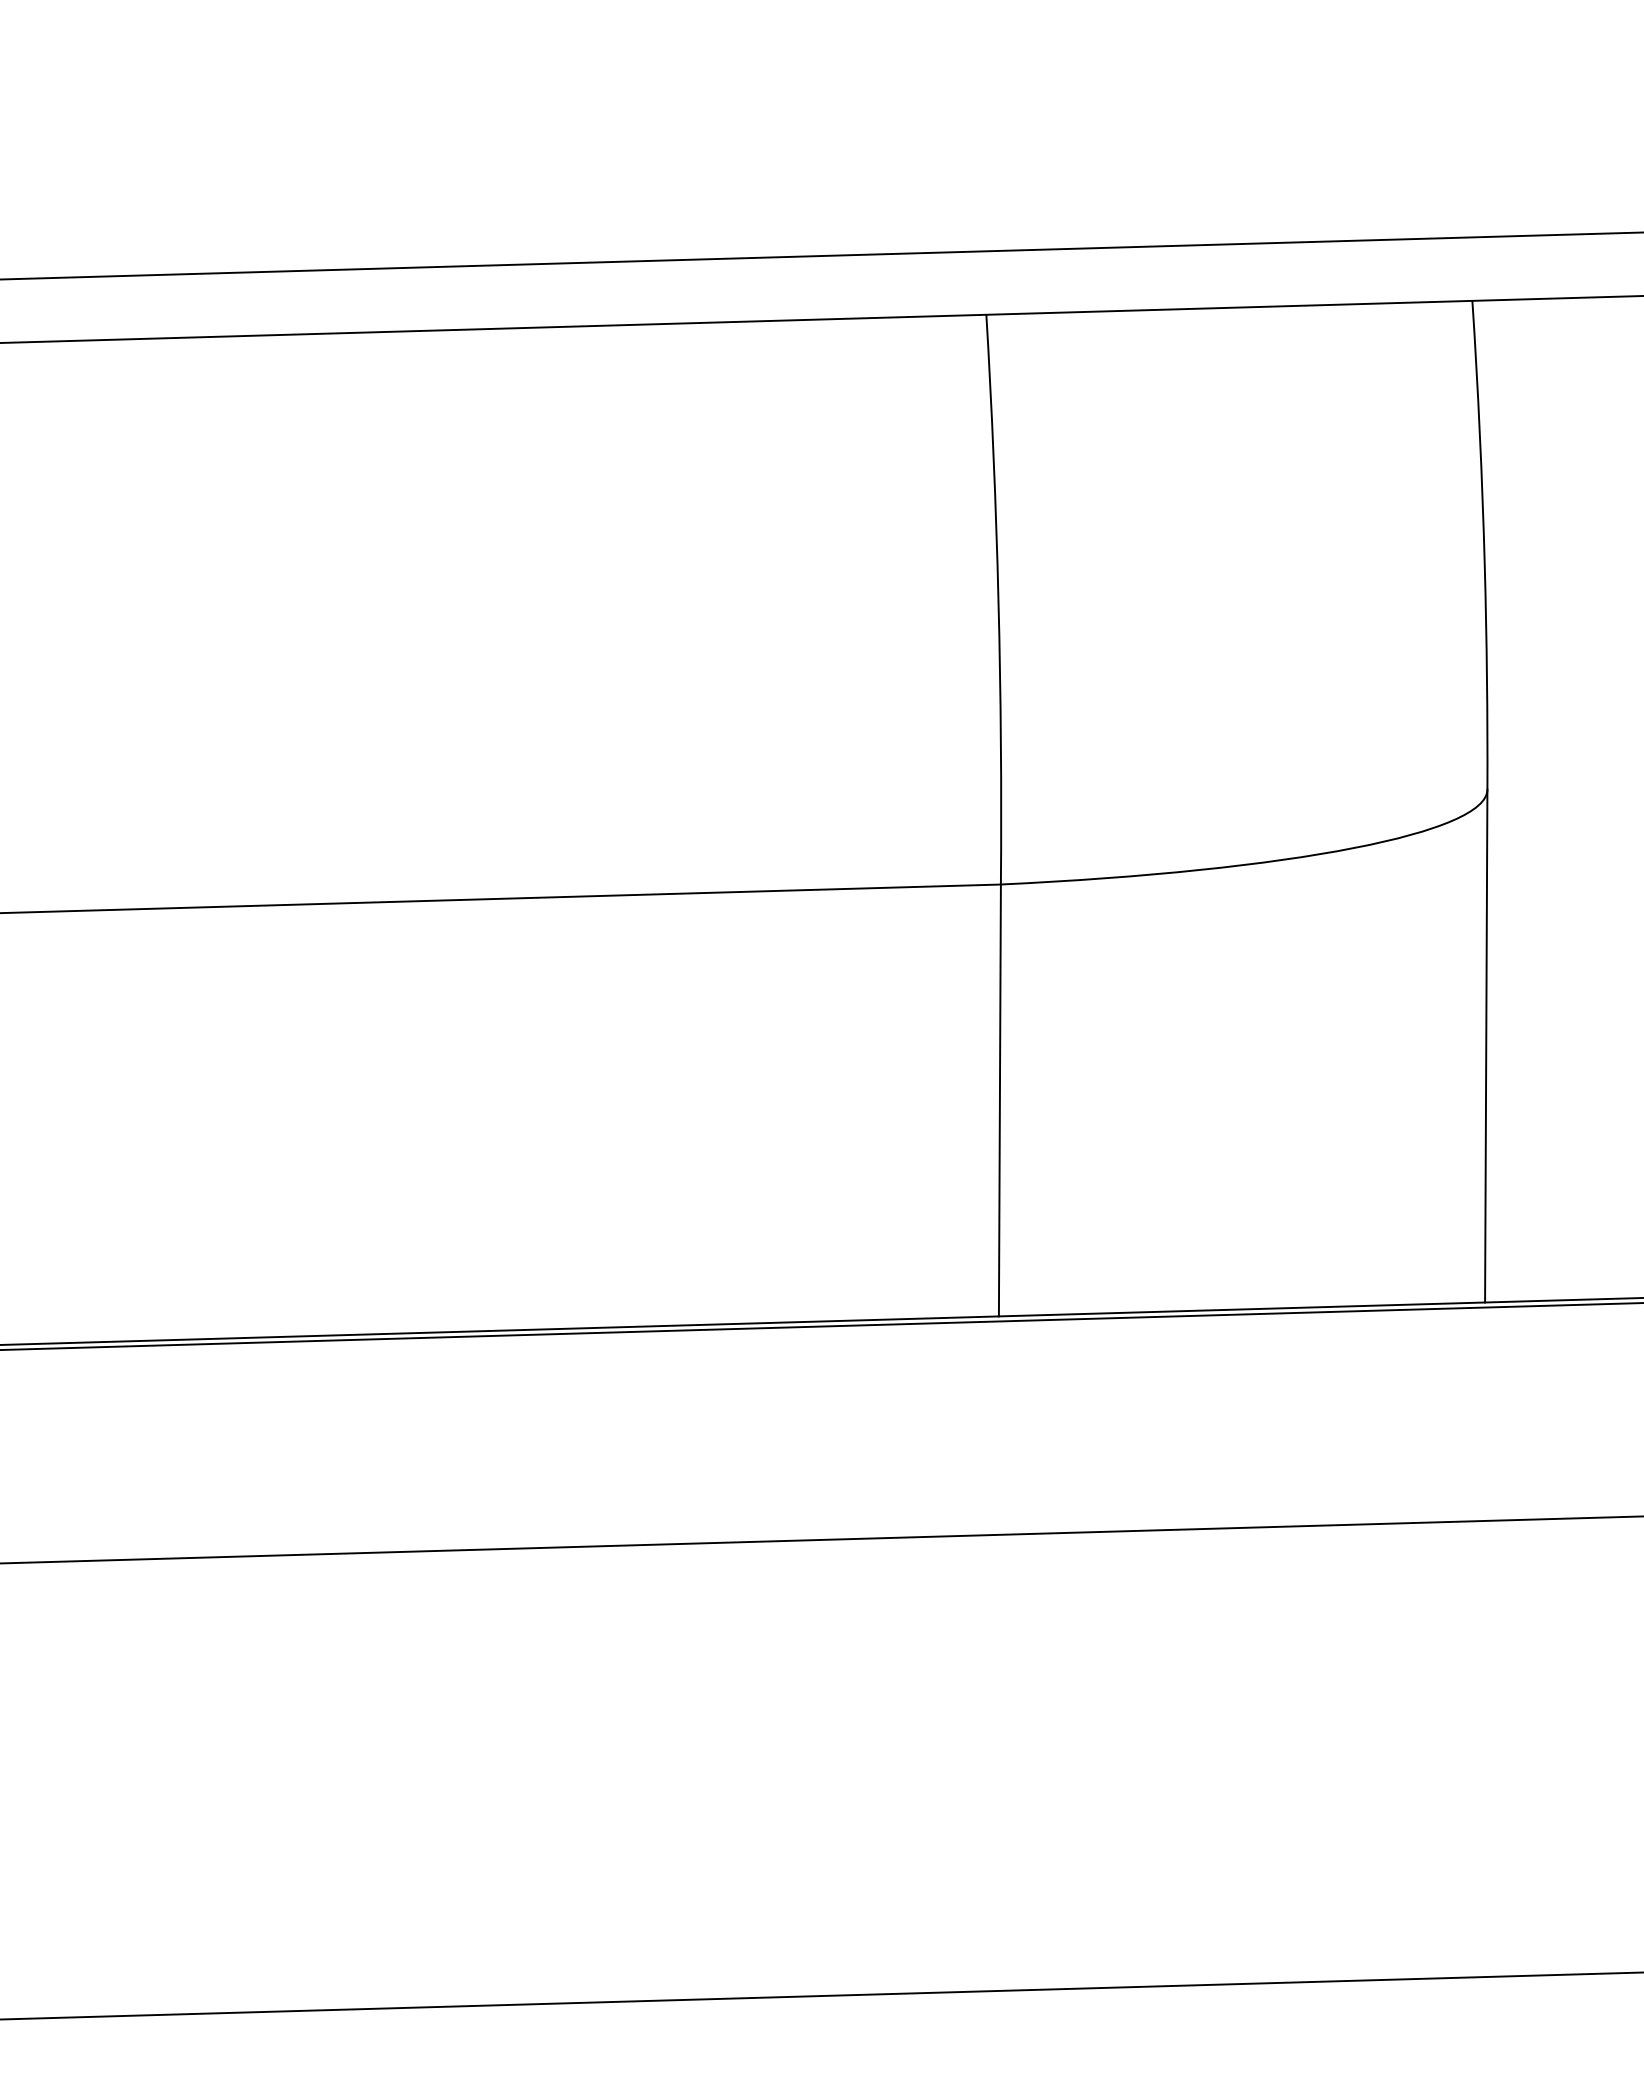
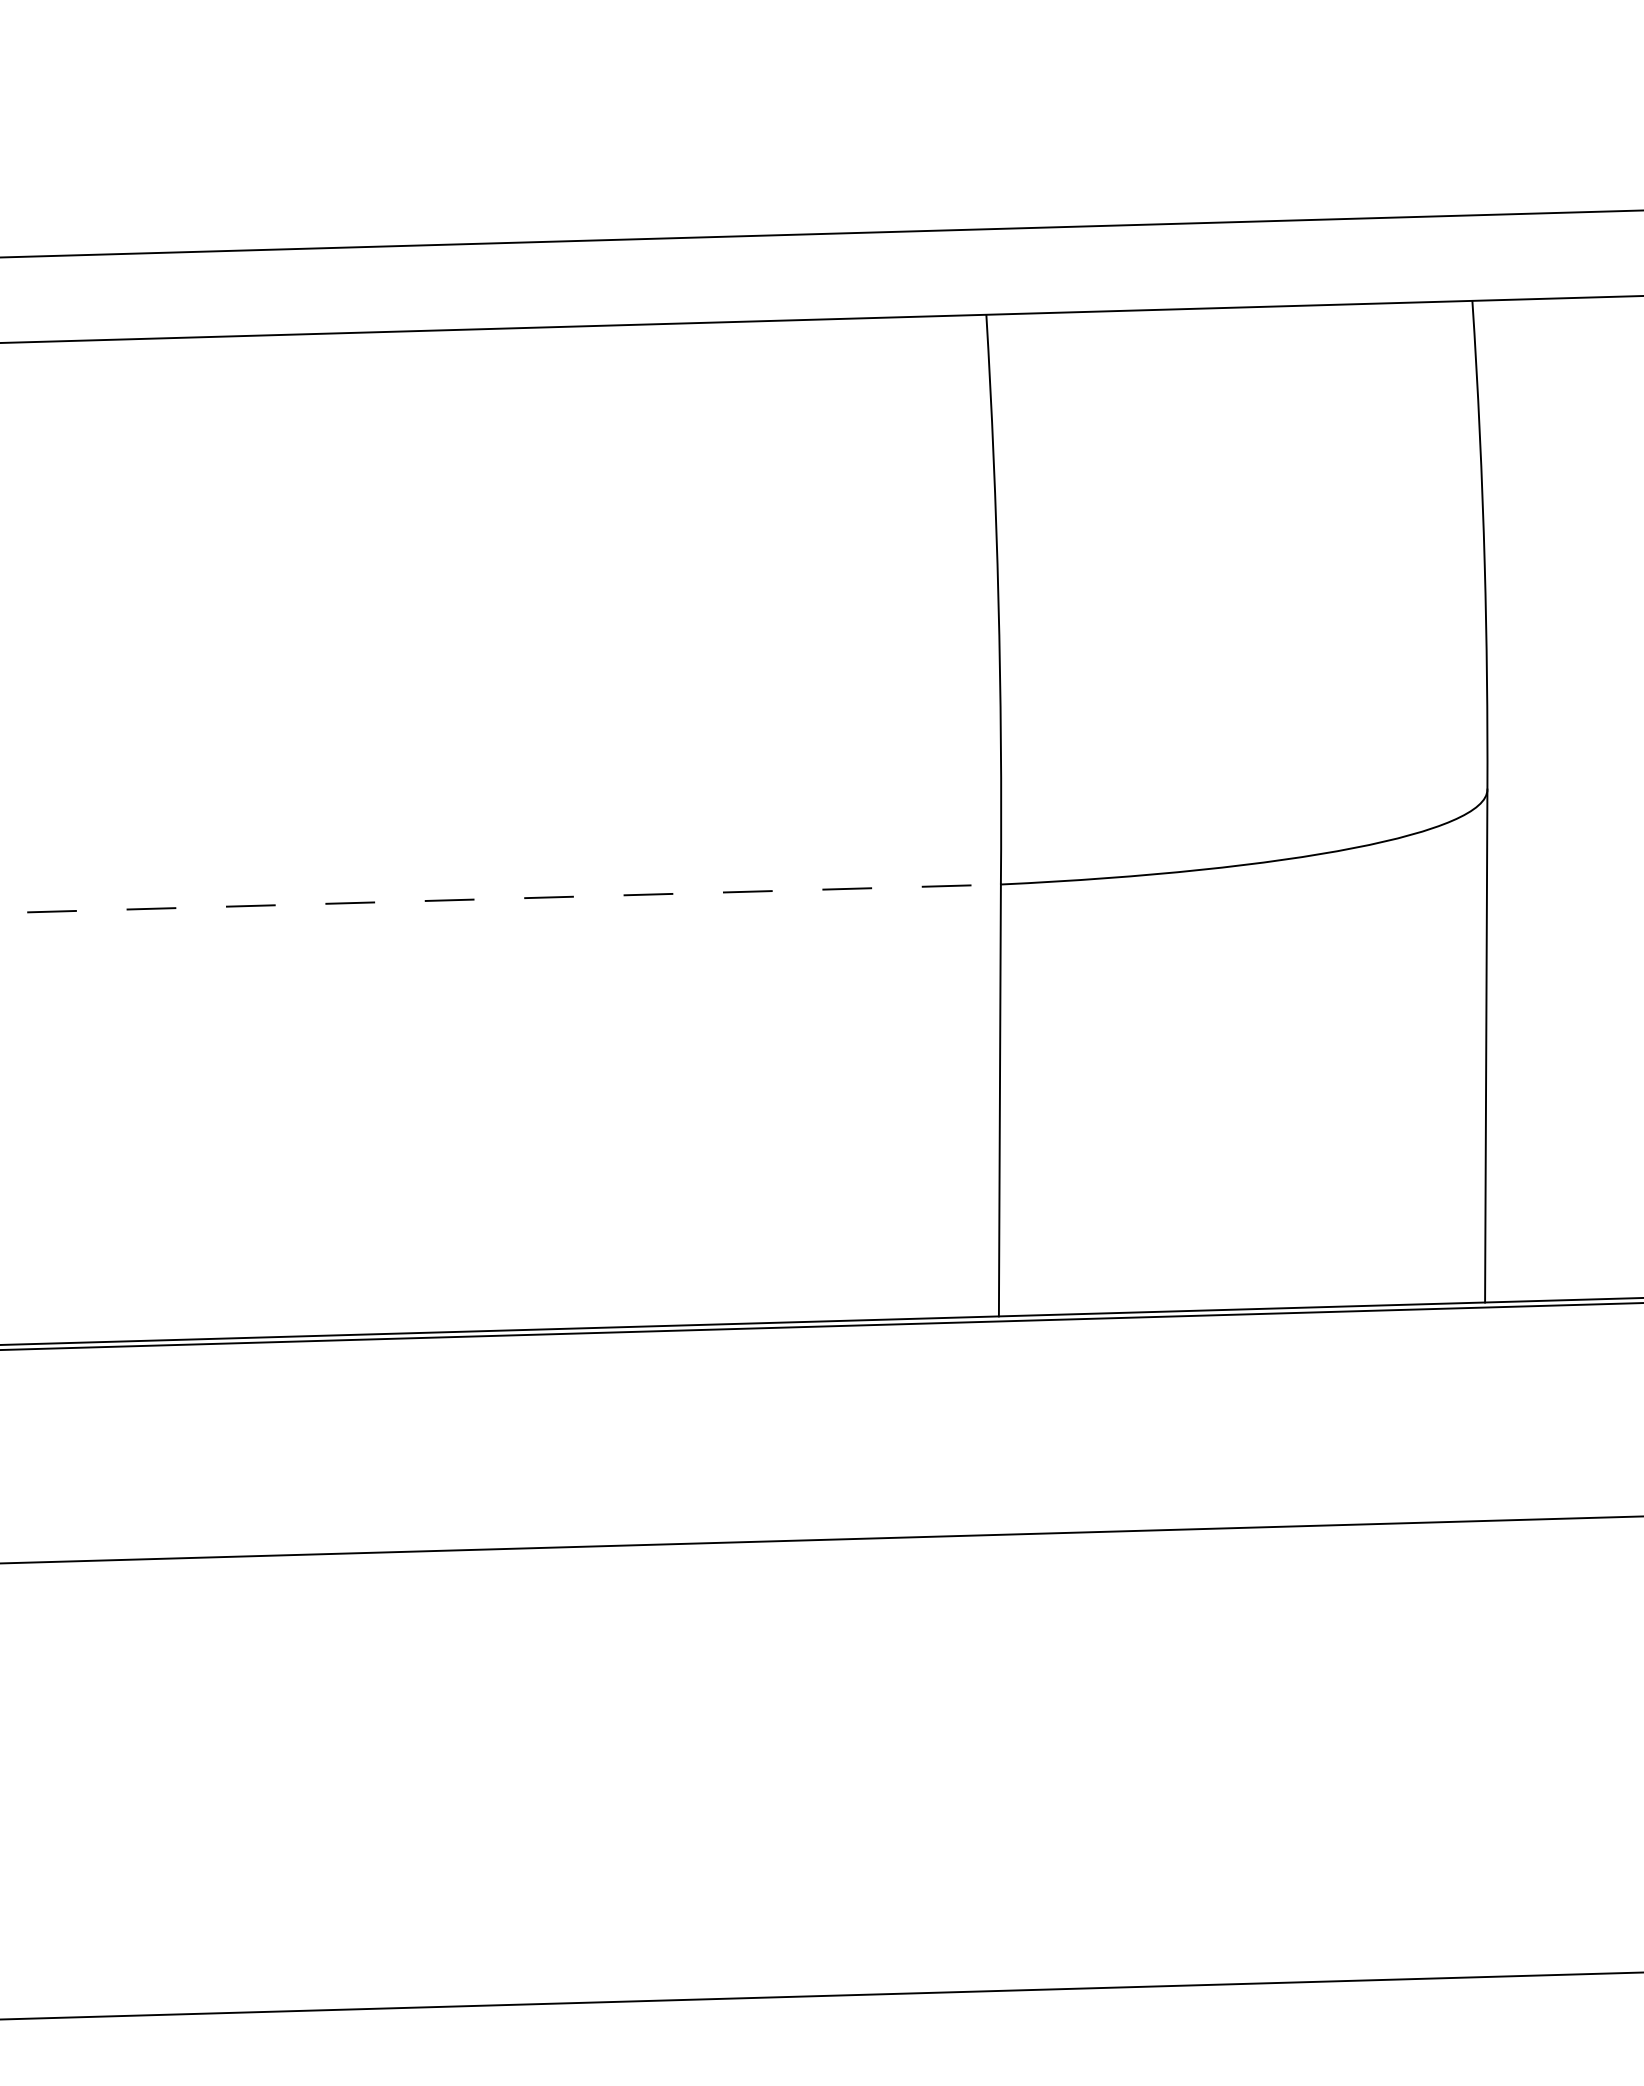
line position: (821, 255) -> (821, 233) (821, 233)
line: solid -> dashed (501, 898)
